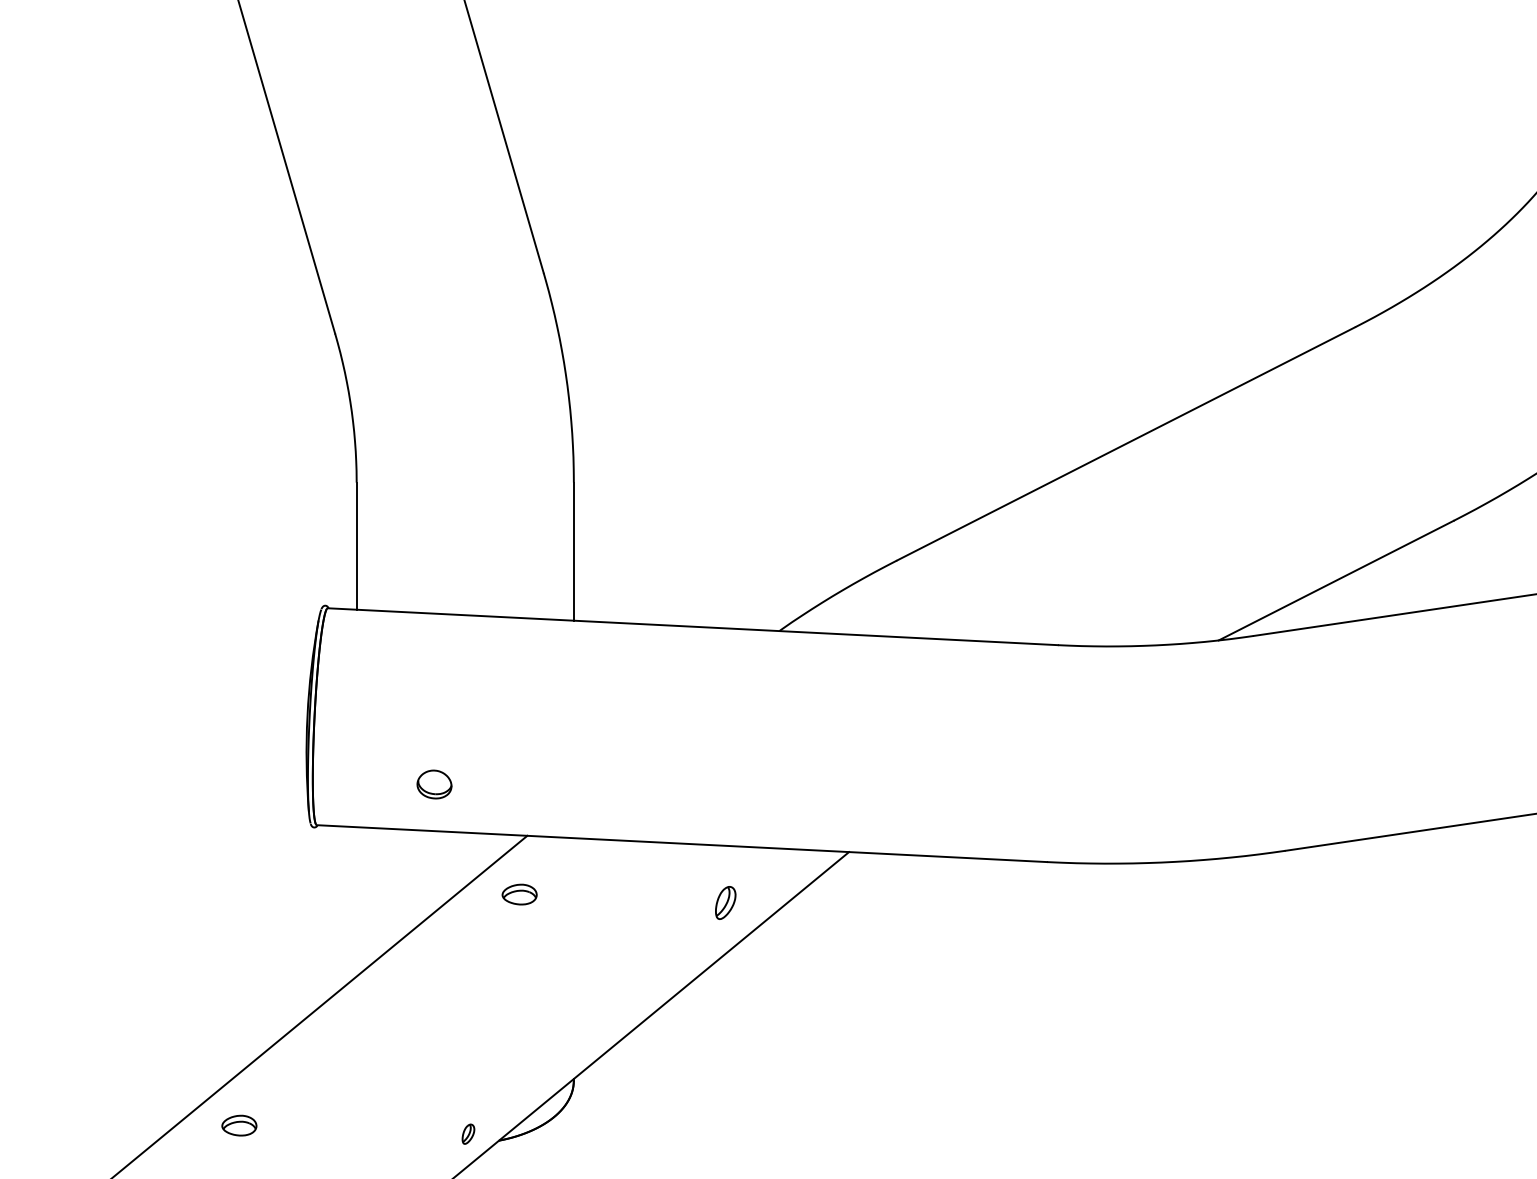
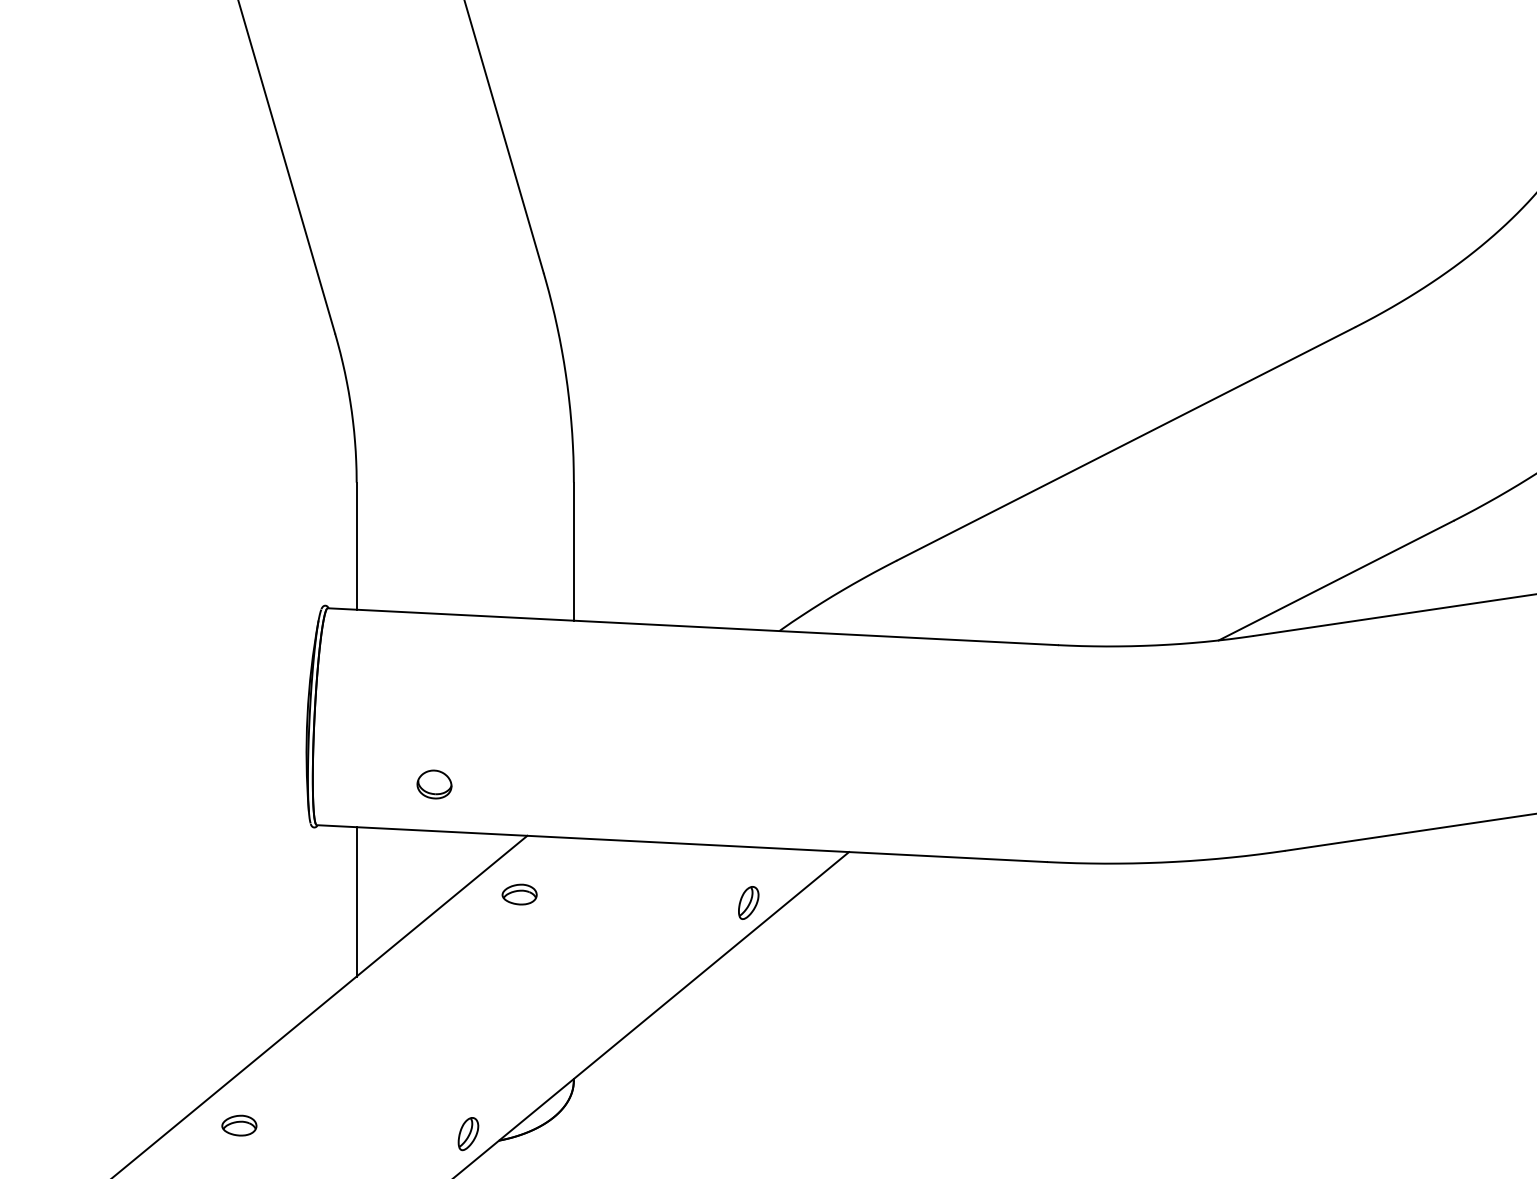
line: none -> present (356, 901)
part position: (725, 902) -> (748, 902) (748, 902)
part size: 15x22 px -> 23x35 px (468, 1134)
